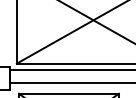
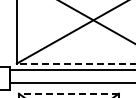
line: solid -> dashed (75, 63)
line: solid -> dashed (68, 93)
